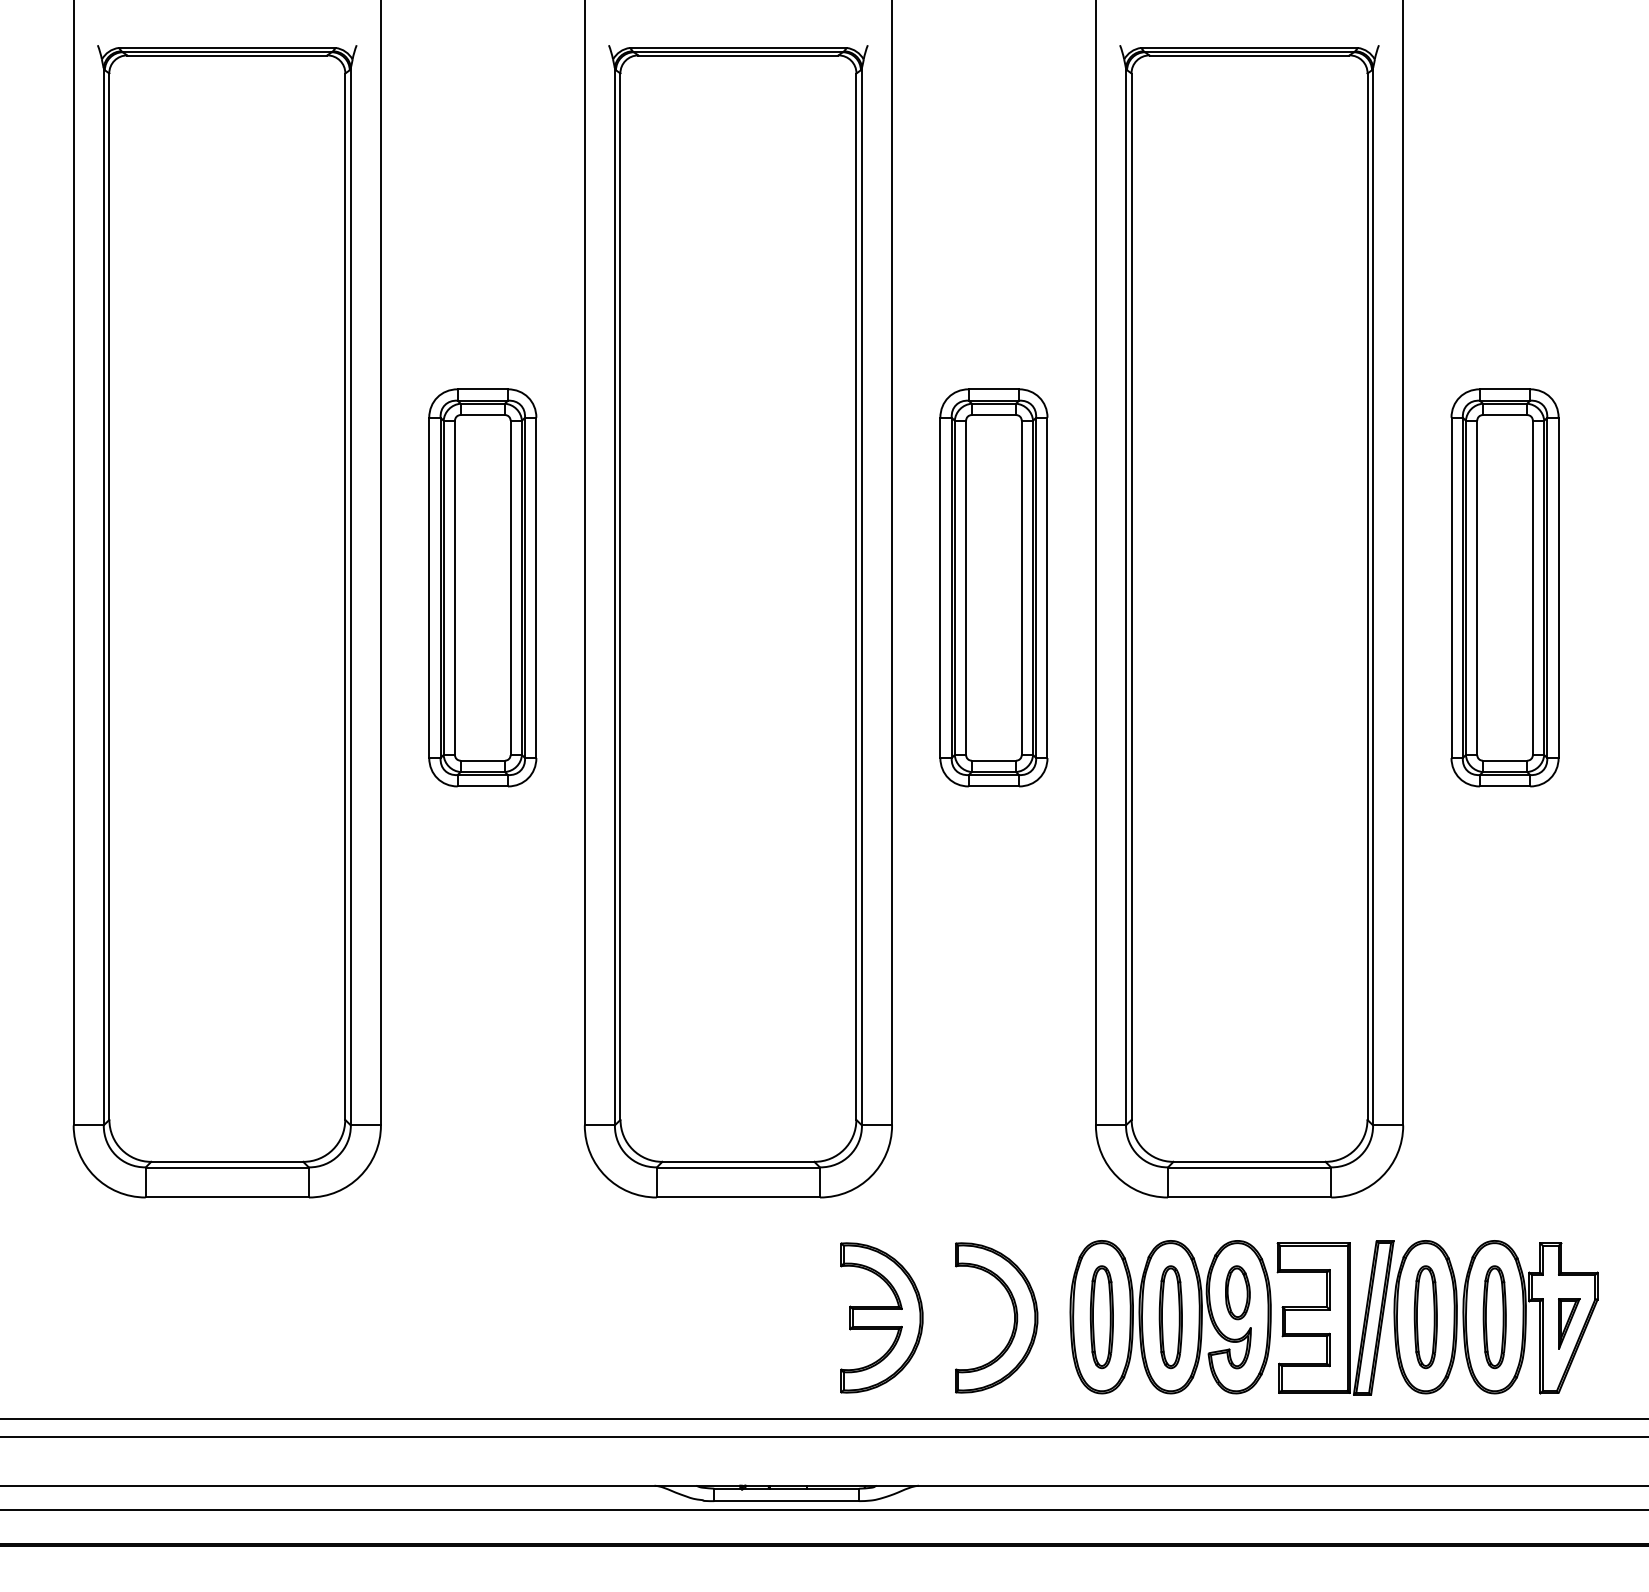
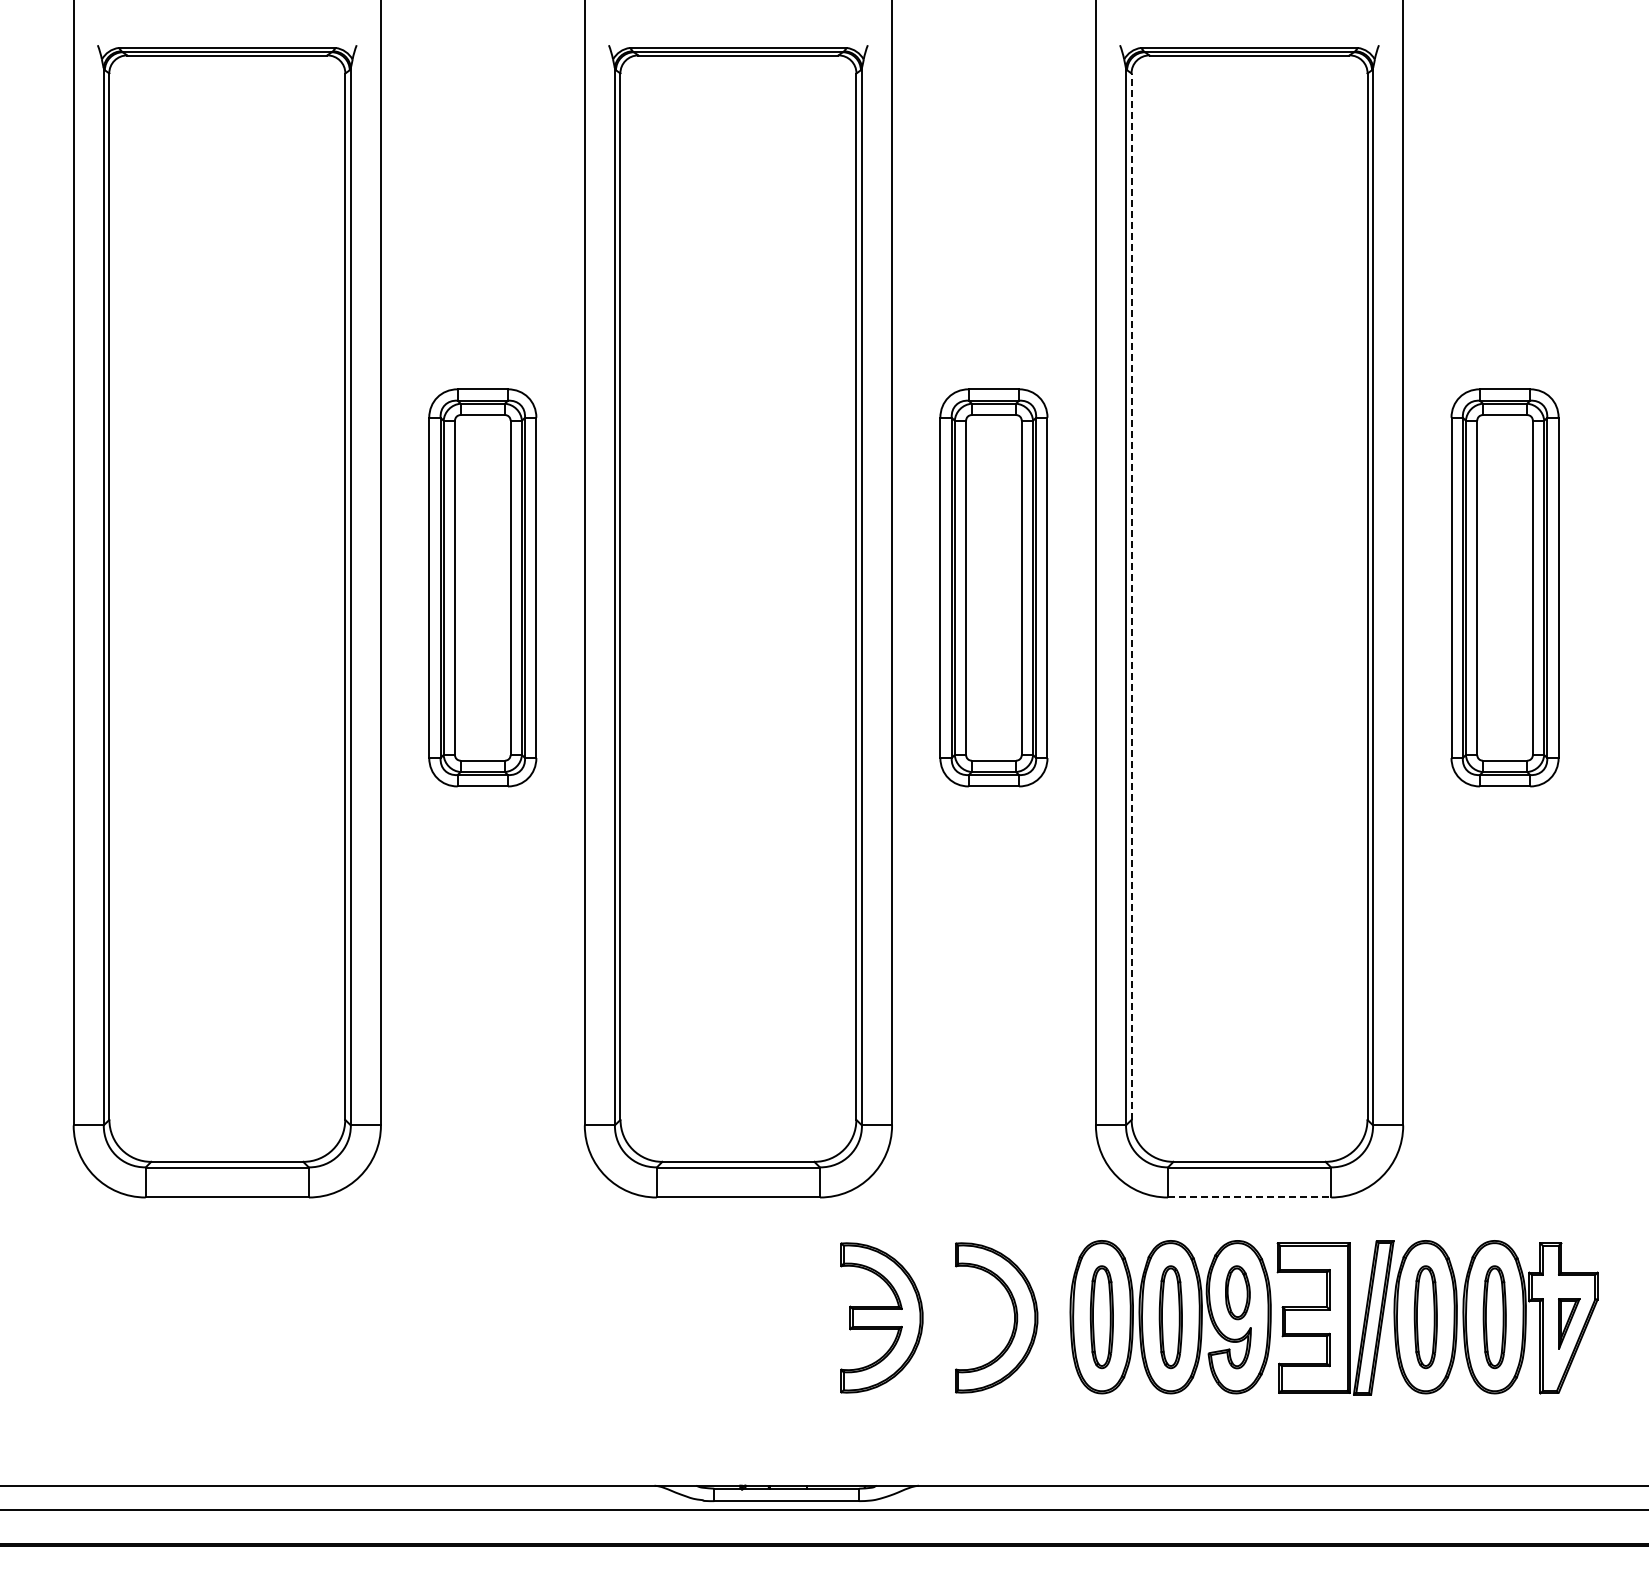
line: solid -> dashed (1131, 596)
line: solid -> dashed (1249, 1197)
line: present -> none (823, 1418)
line: present -> none (823, 1436)
